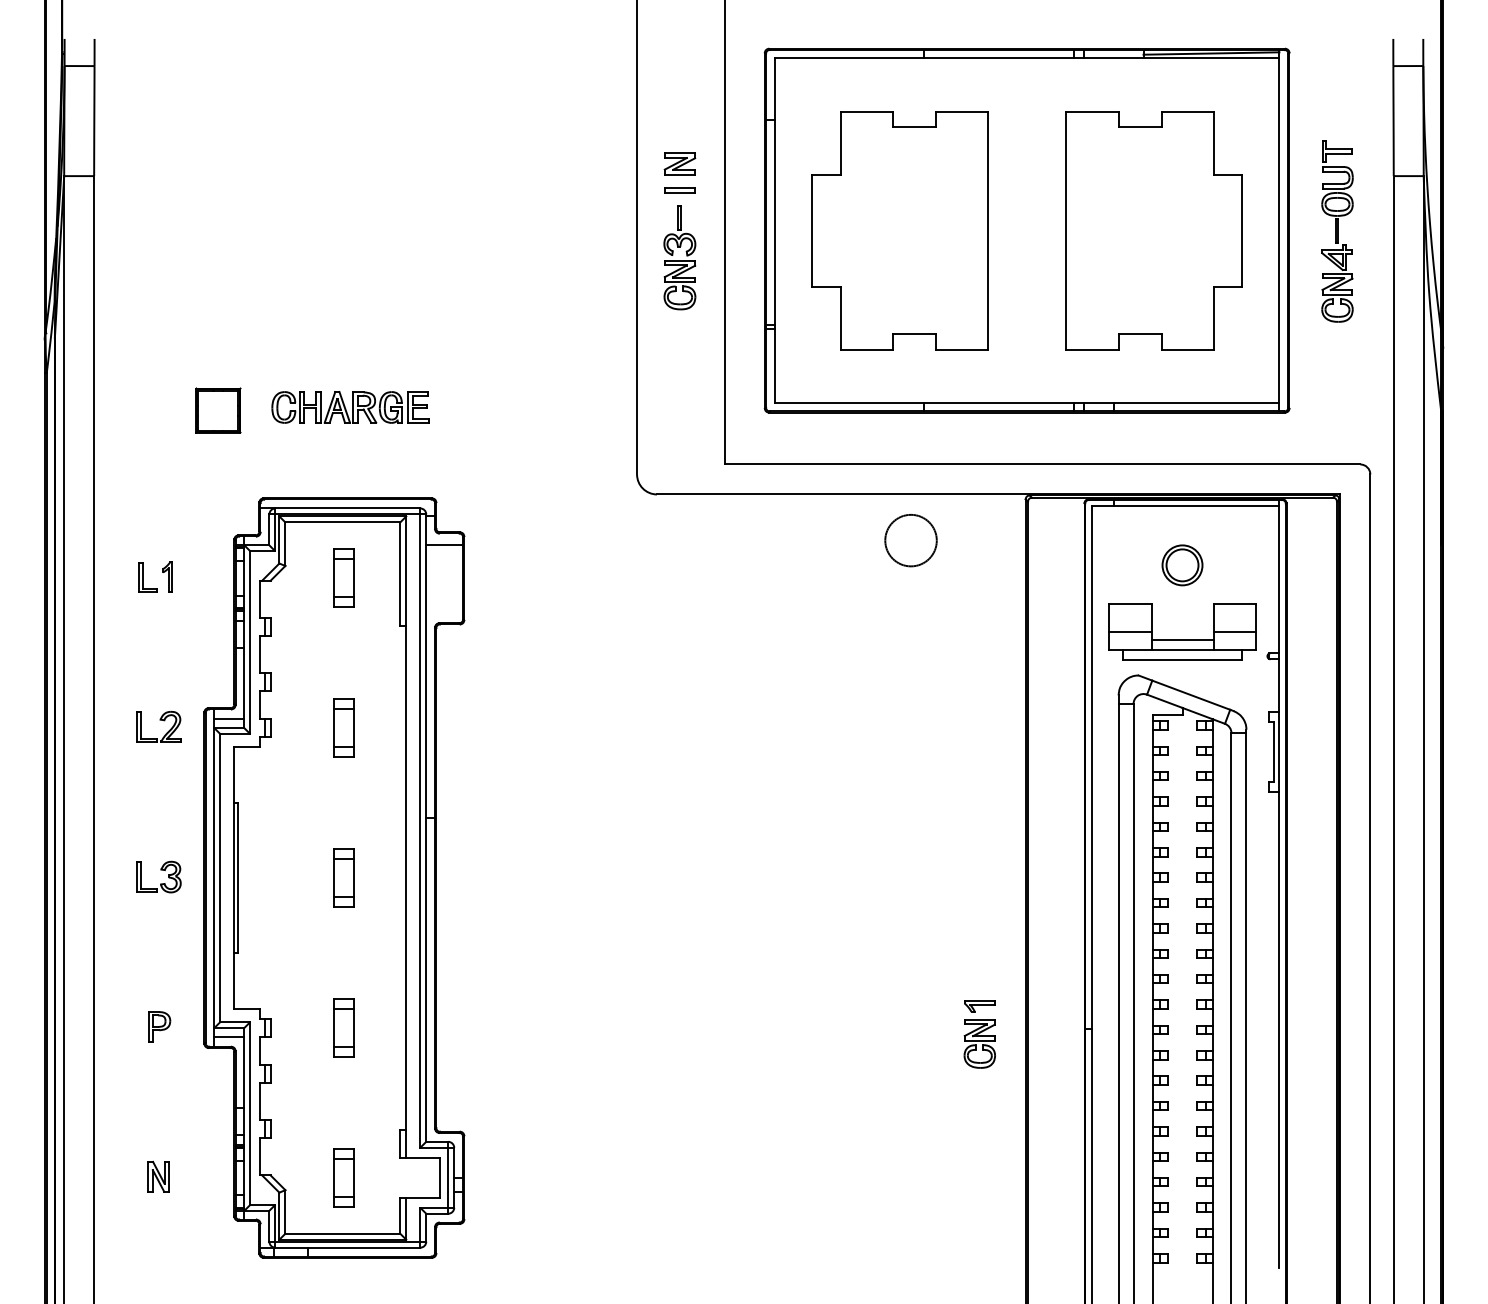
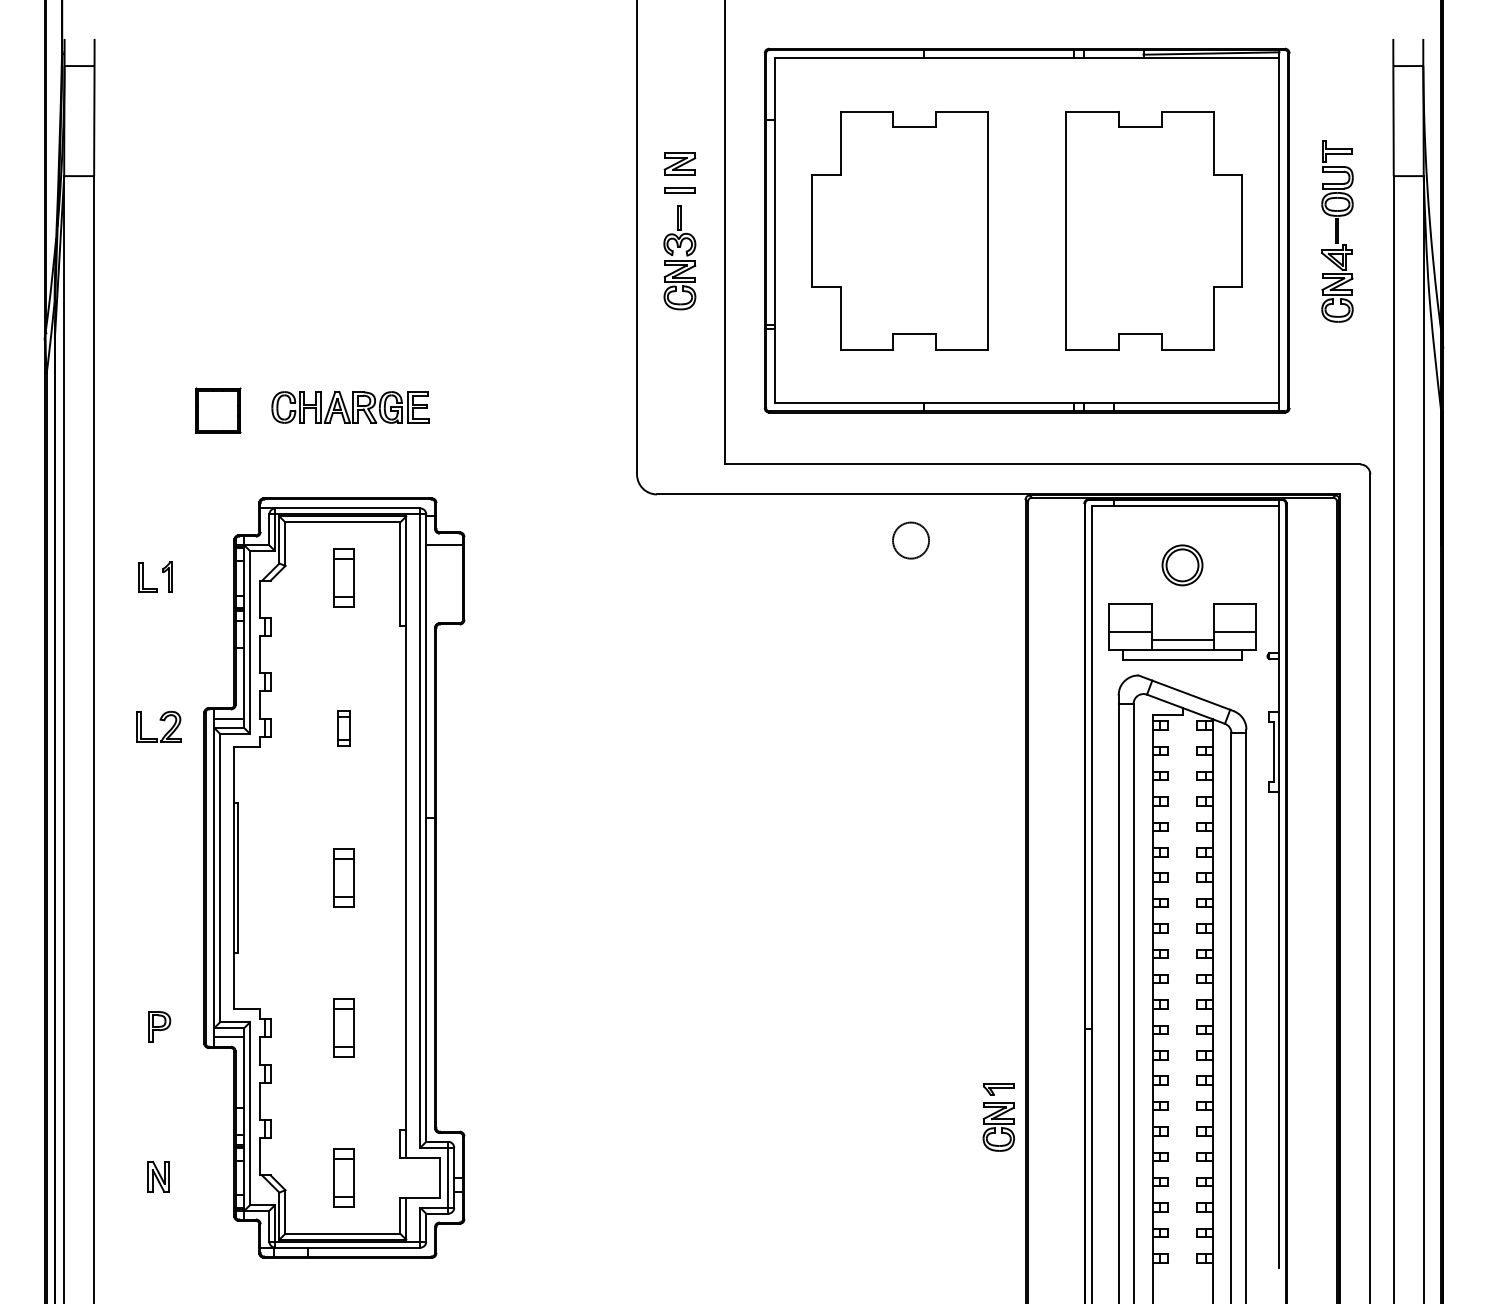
circle diameter: 52 px -> 36 px (911, 540)
part size: 22x60 px -> 14x37 px (343, 728)
part: present -> none (160, 870)
part position: (979, 1034) -> (998, 1117) (998, 1117)
